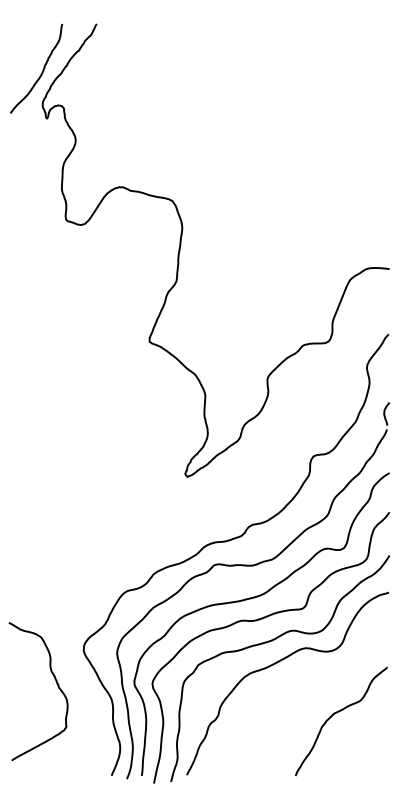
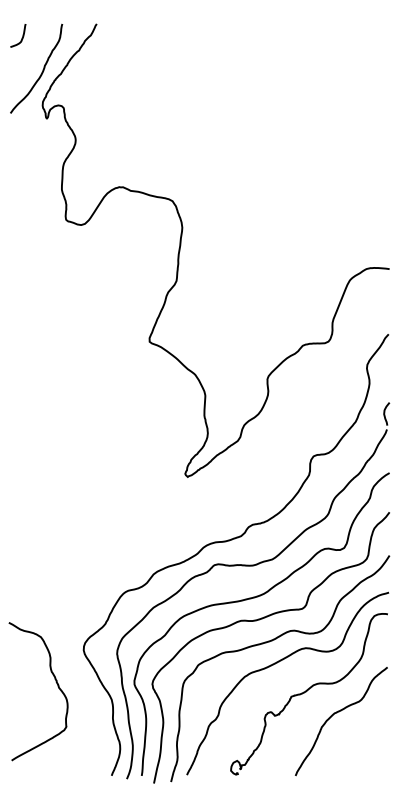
curve: none -> present (22, 35)
curve: none -> present (306, 692)
